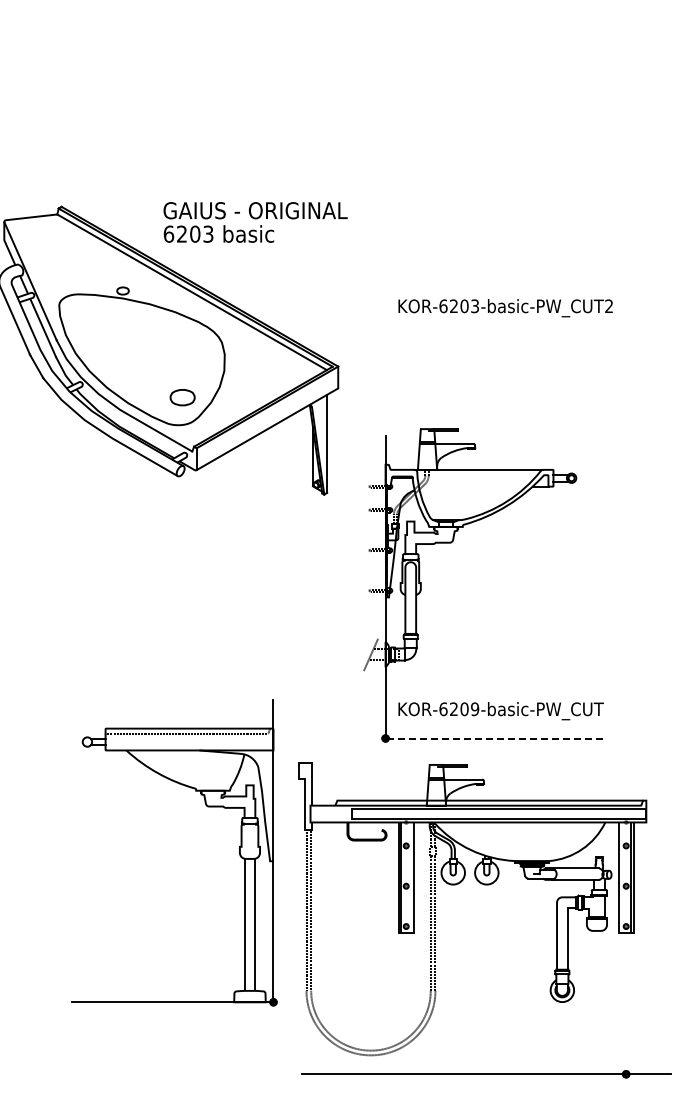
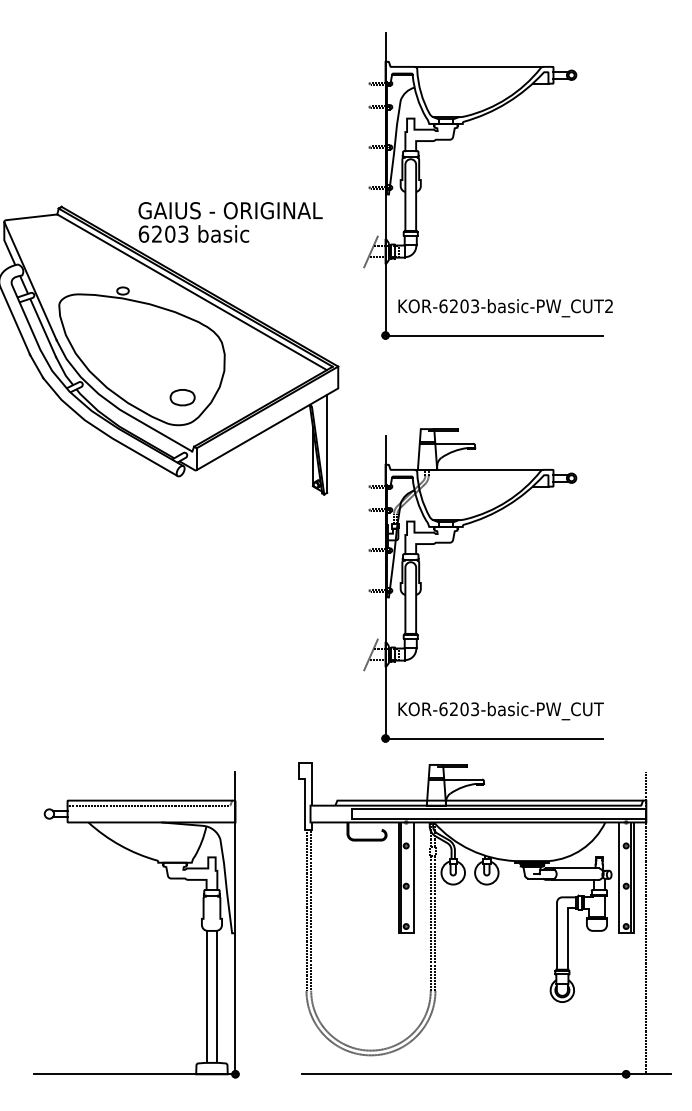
part: none -> present (451, 140)
text position: (255, 222) -> (230, 222) (230, 222)
text: KOR-6209-basic-PW_CUT -> KOR-6203-basic-PW_CUT (475, 708)
line: dashed -> solid (494, 738)
part position: (206, 806) -> (168, 878) (168, 878)
line: none -> present (646, 923)
